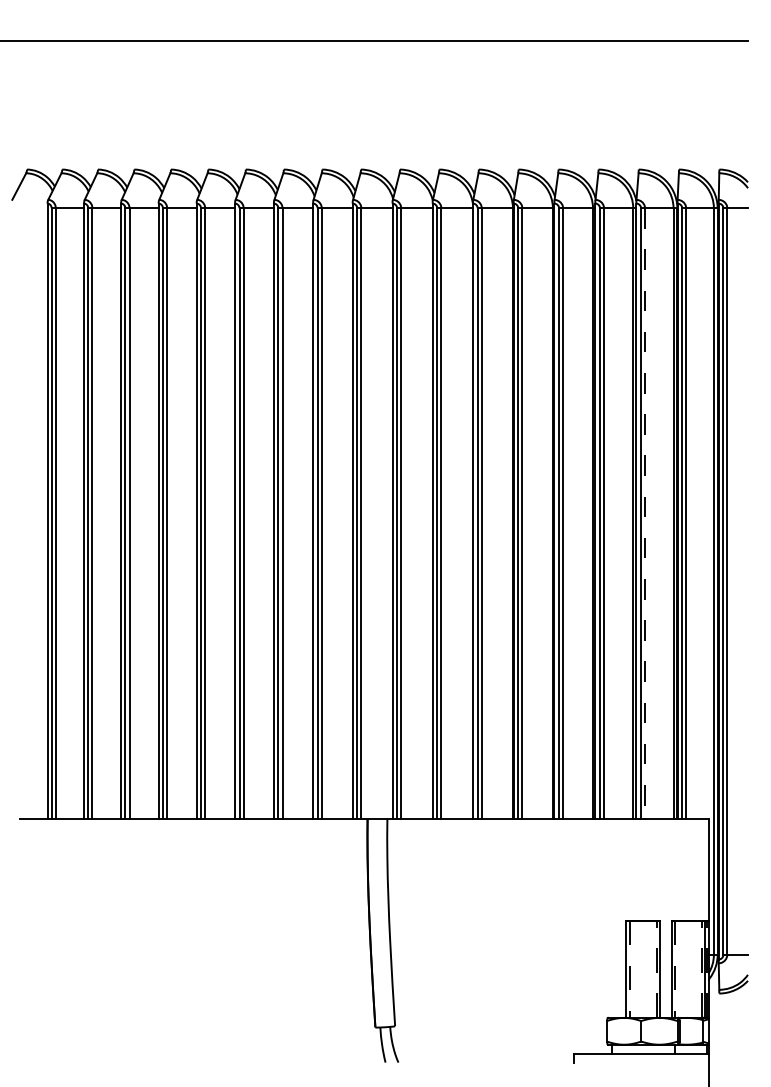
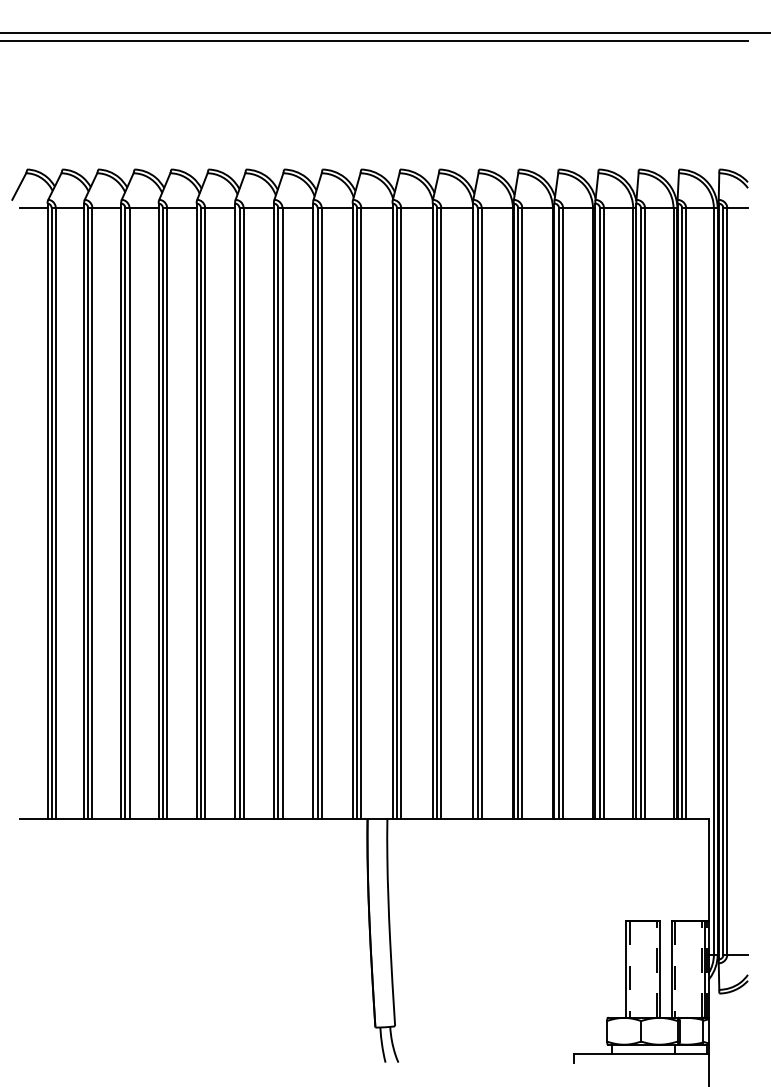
line: none -> present (384, 32)
line: none -> present (33, 208)
line: dashed -> solid (645, 514)
